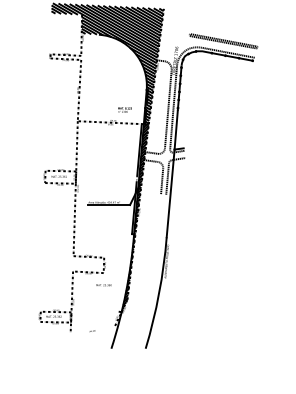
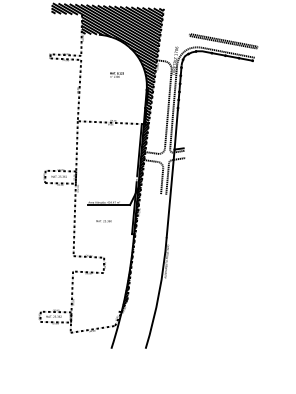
text position: (124, 109) -> (116, 74) (116, 74)
text position: (103, 285) -> (103, 221) (103, 221)
line: none -> present (92, 328)
